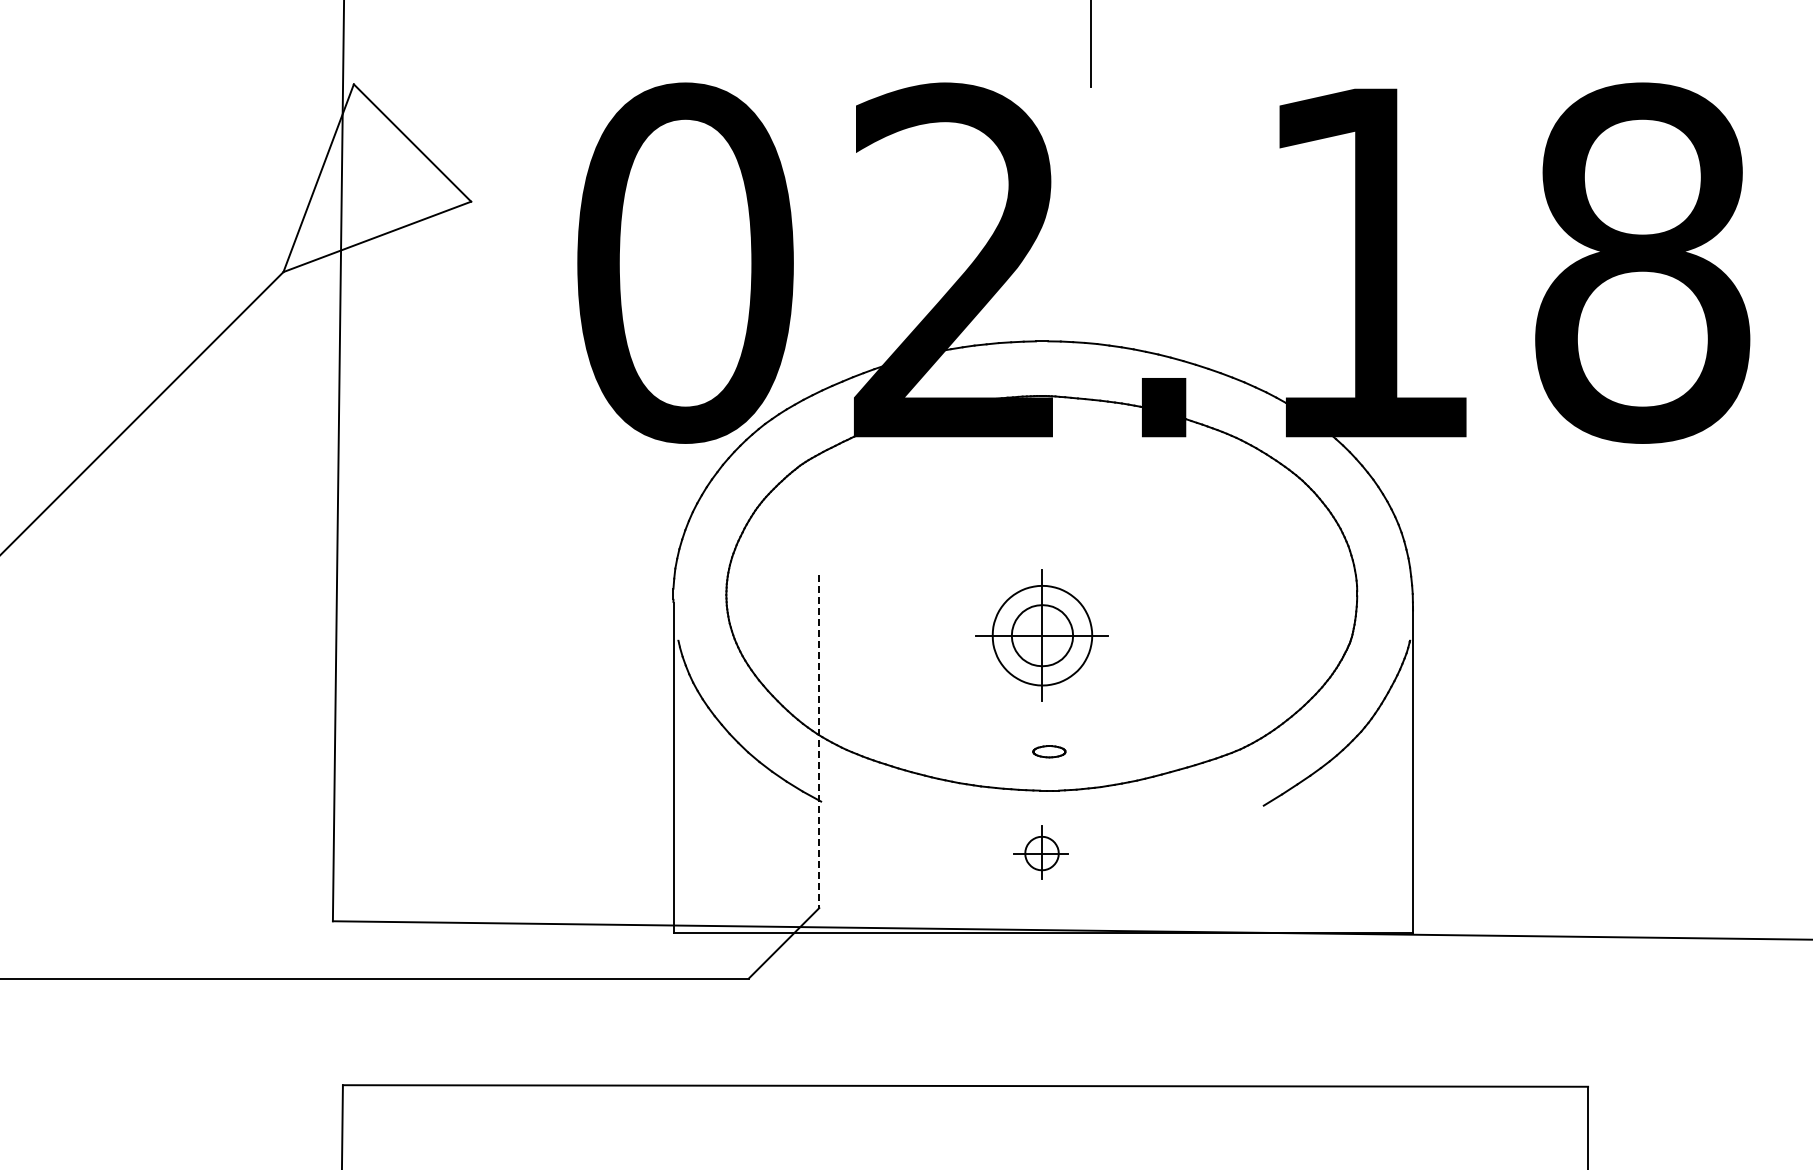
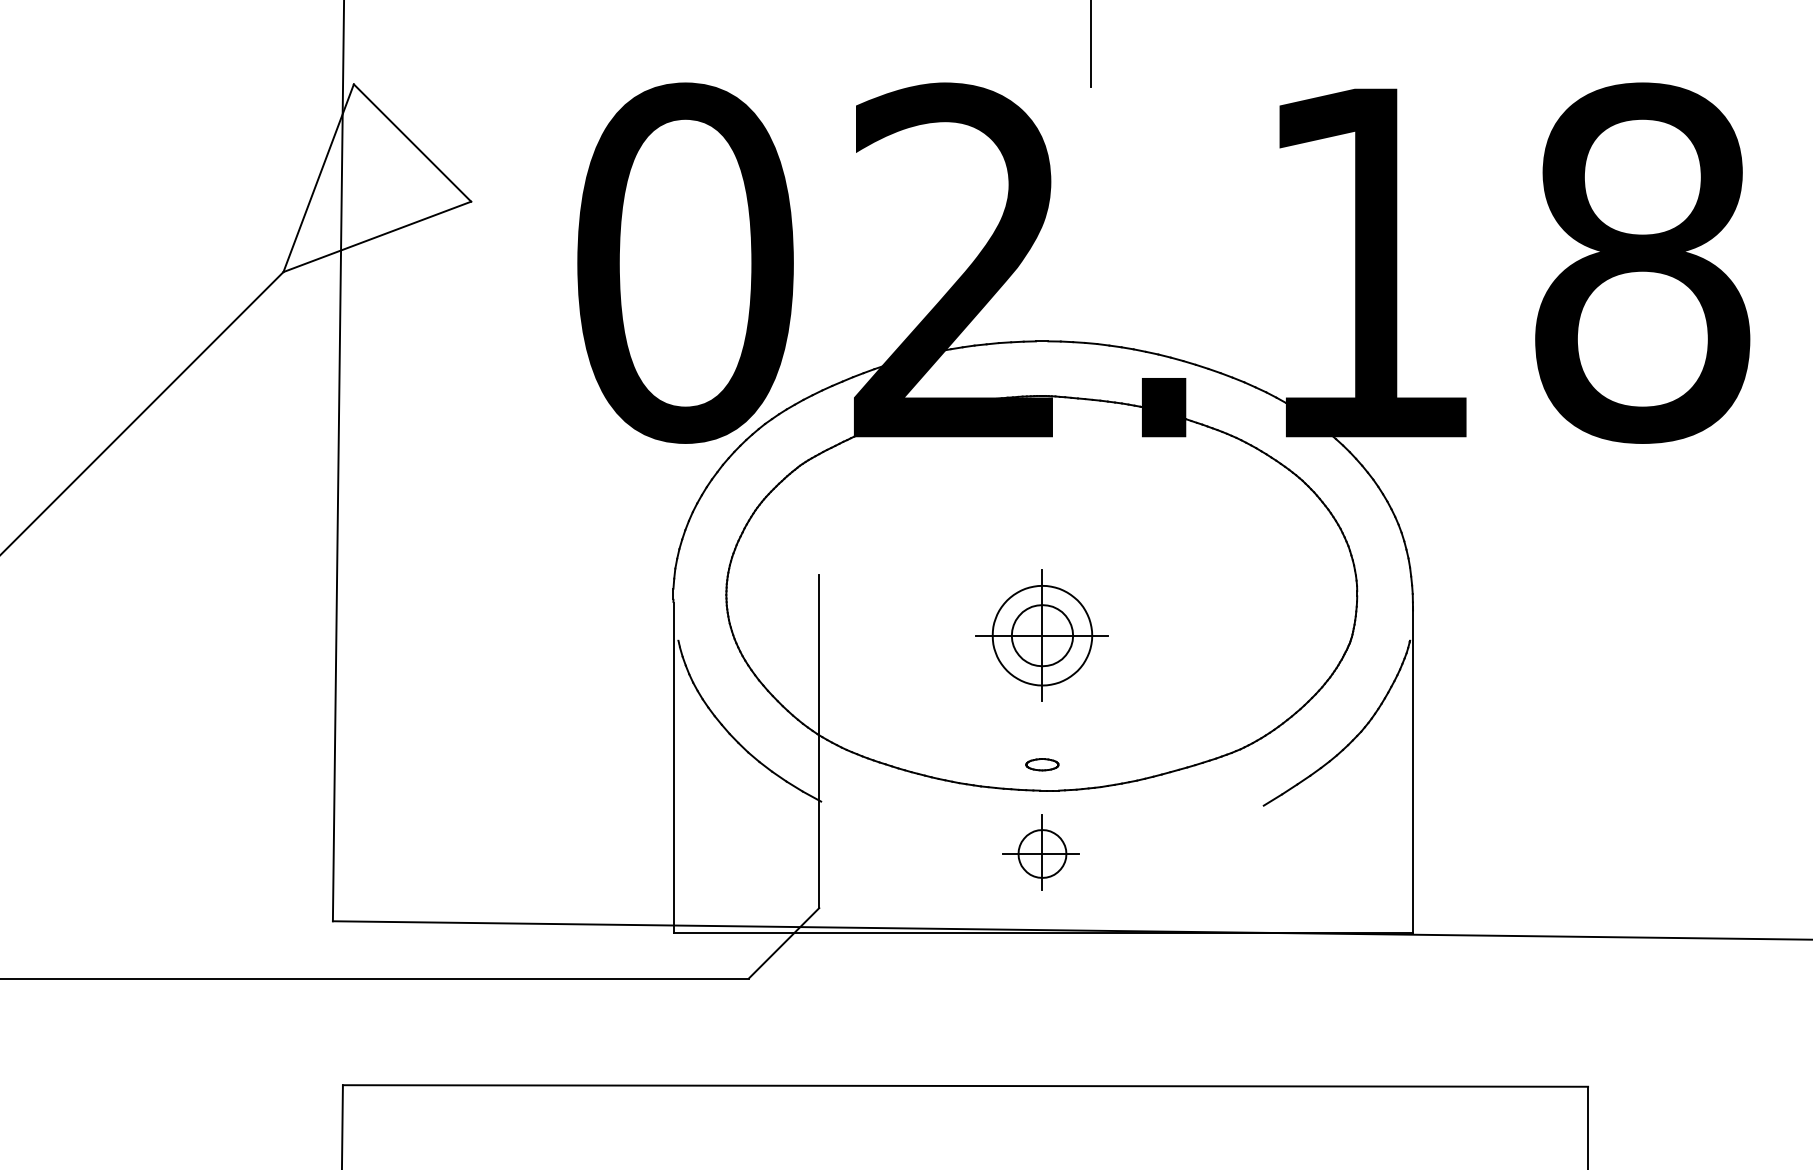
line: dashed -> solid (819, 742)
part position: (1049, 751) -> (1042, 764) (1042, 764)
part size: 56x55 px -> 78x77 px (1040, 852)
